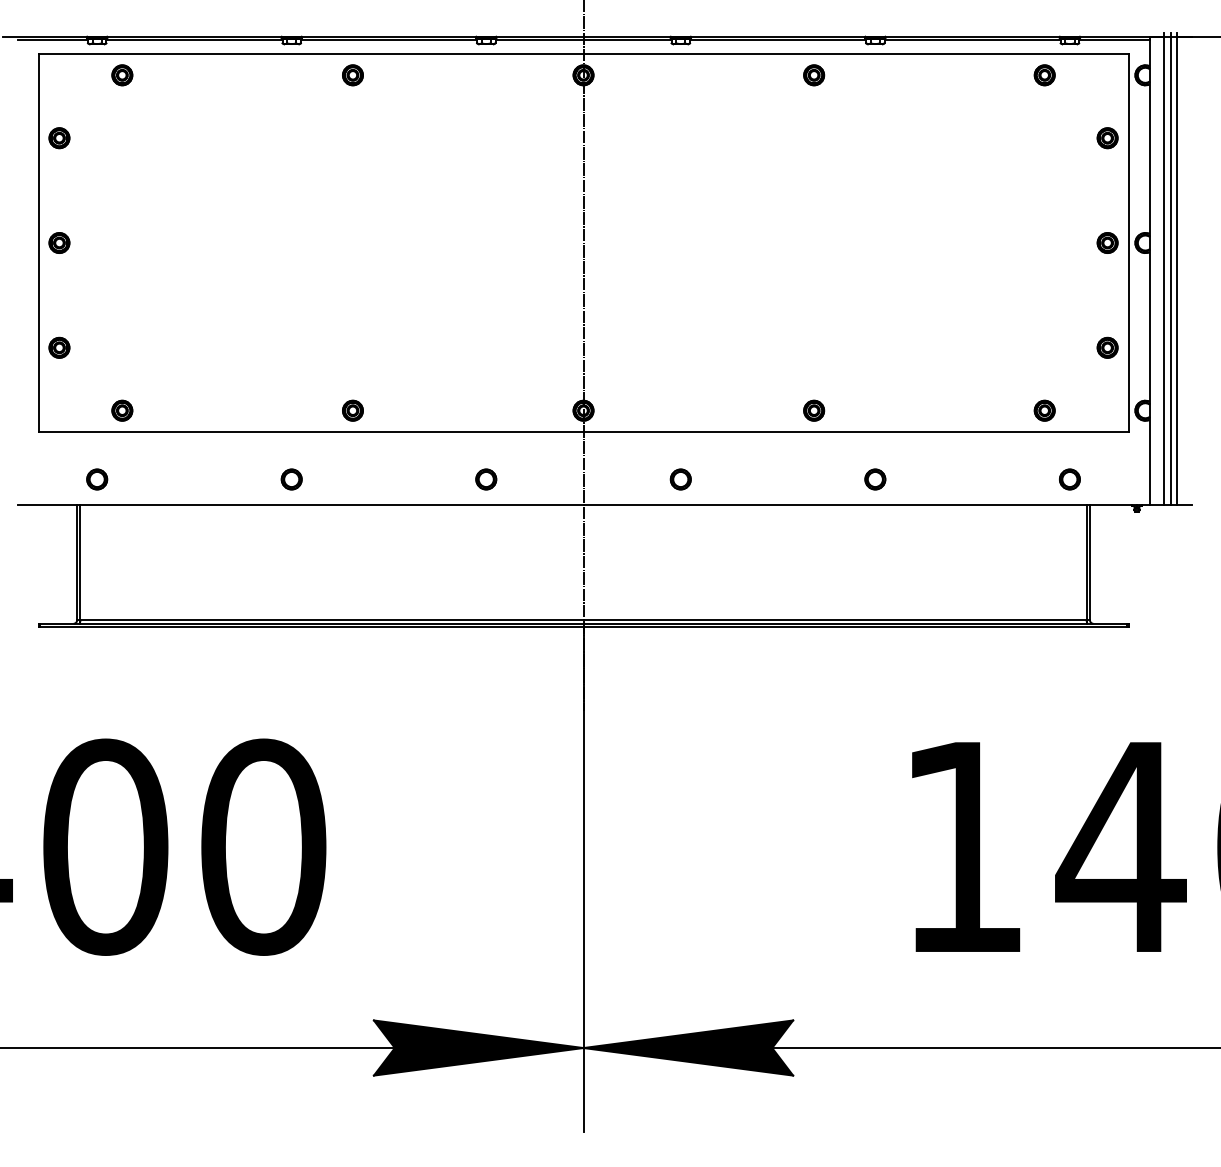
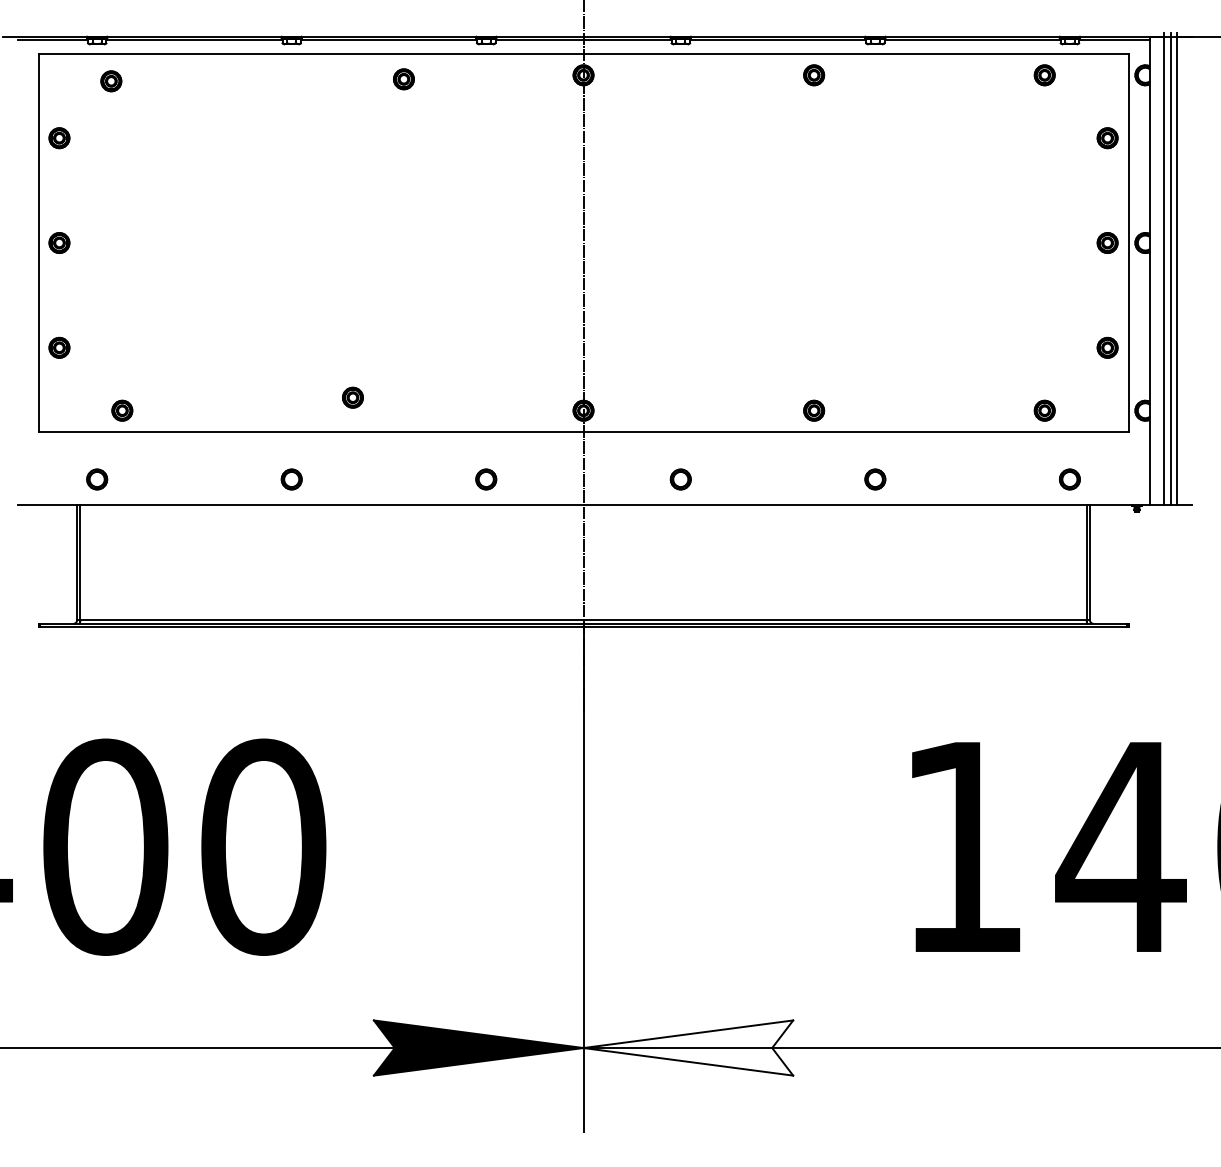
part position: (122, 75) -> (111, 81) (111, 81)
part position: (352, 75) -> (403, 79) (403, 79)
part position: (352, 410) -> (352, 397) (352, 397)
fill: present -> none (688, 1047)
